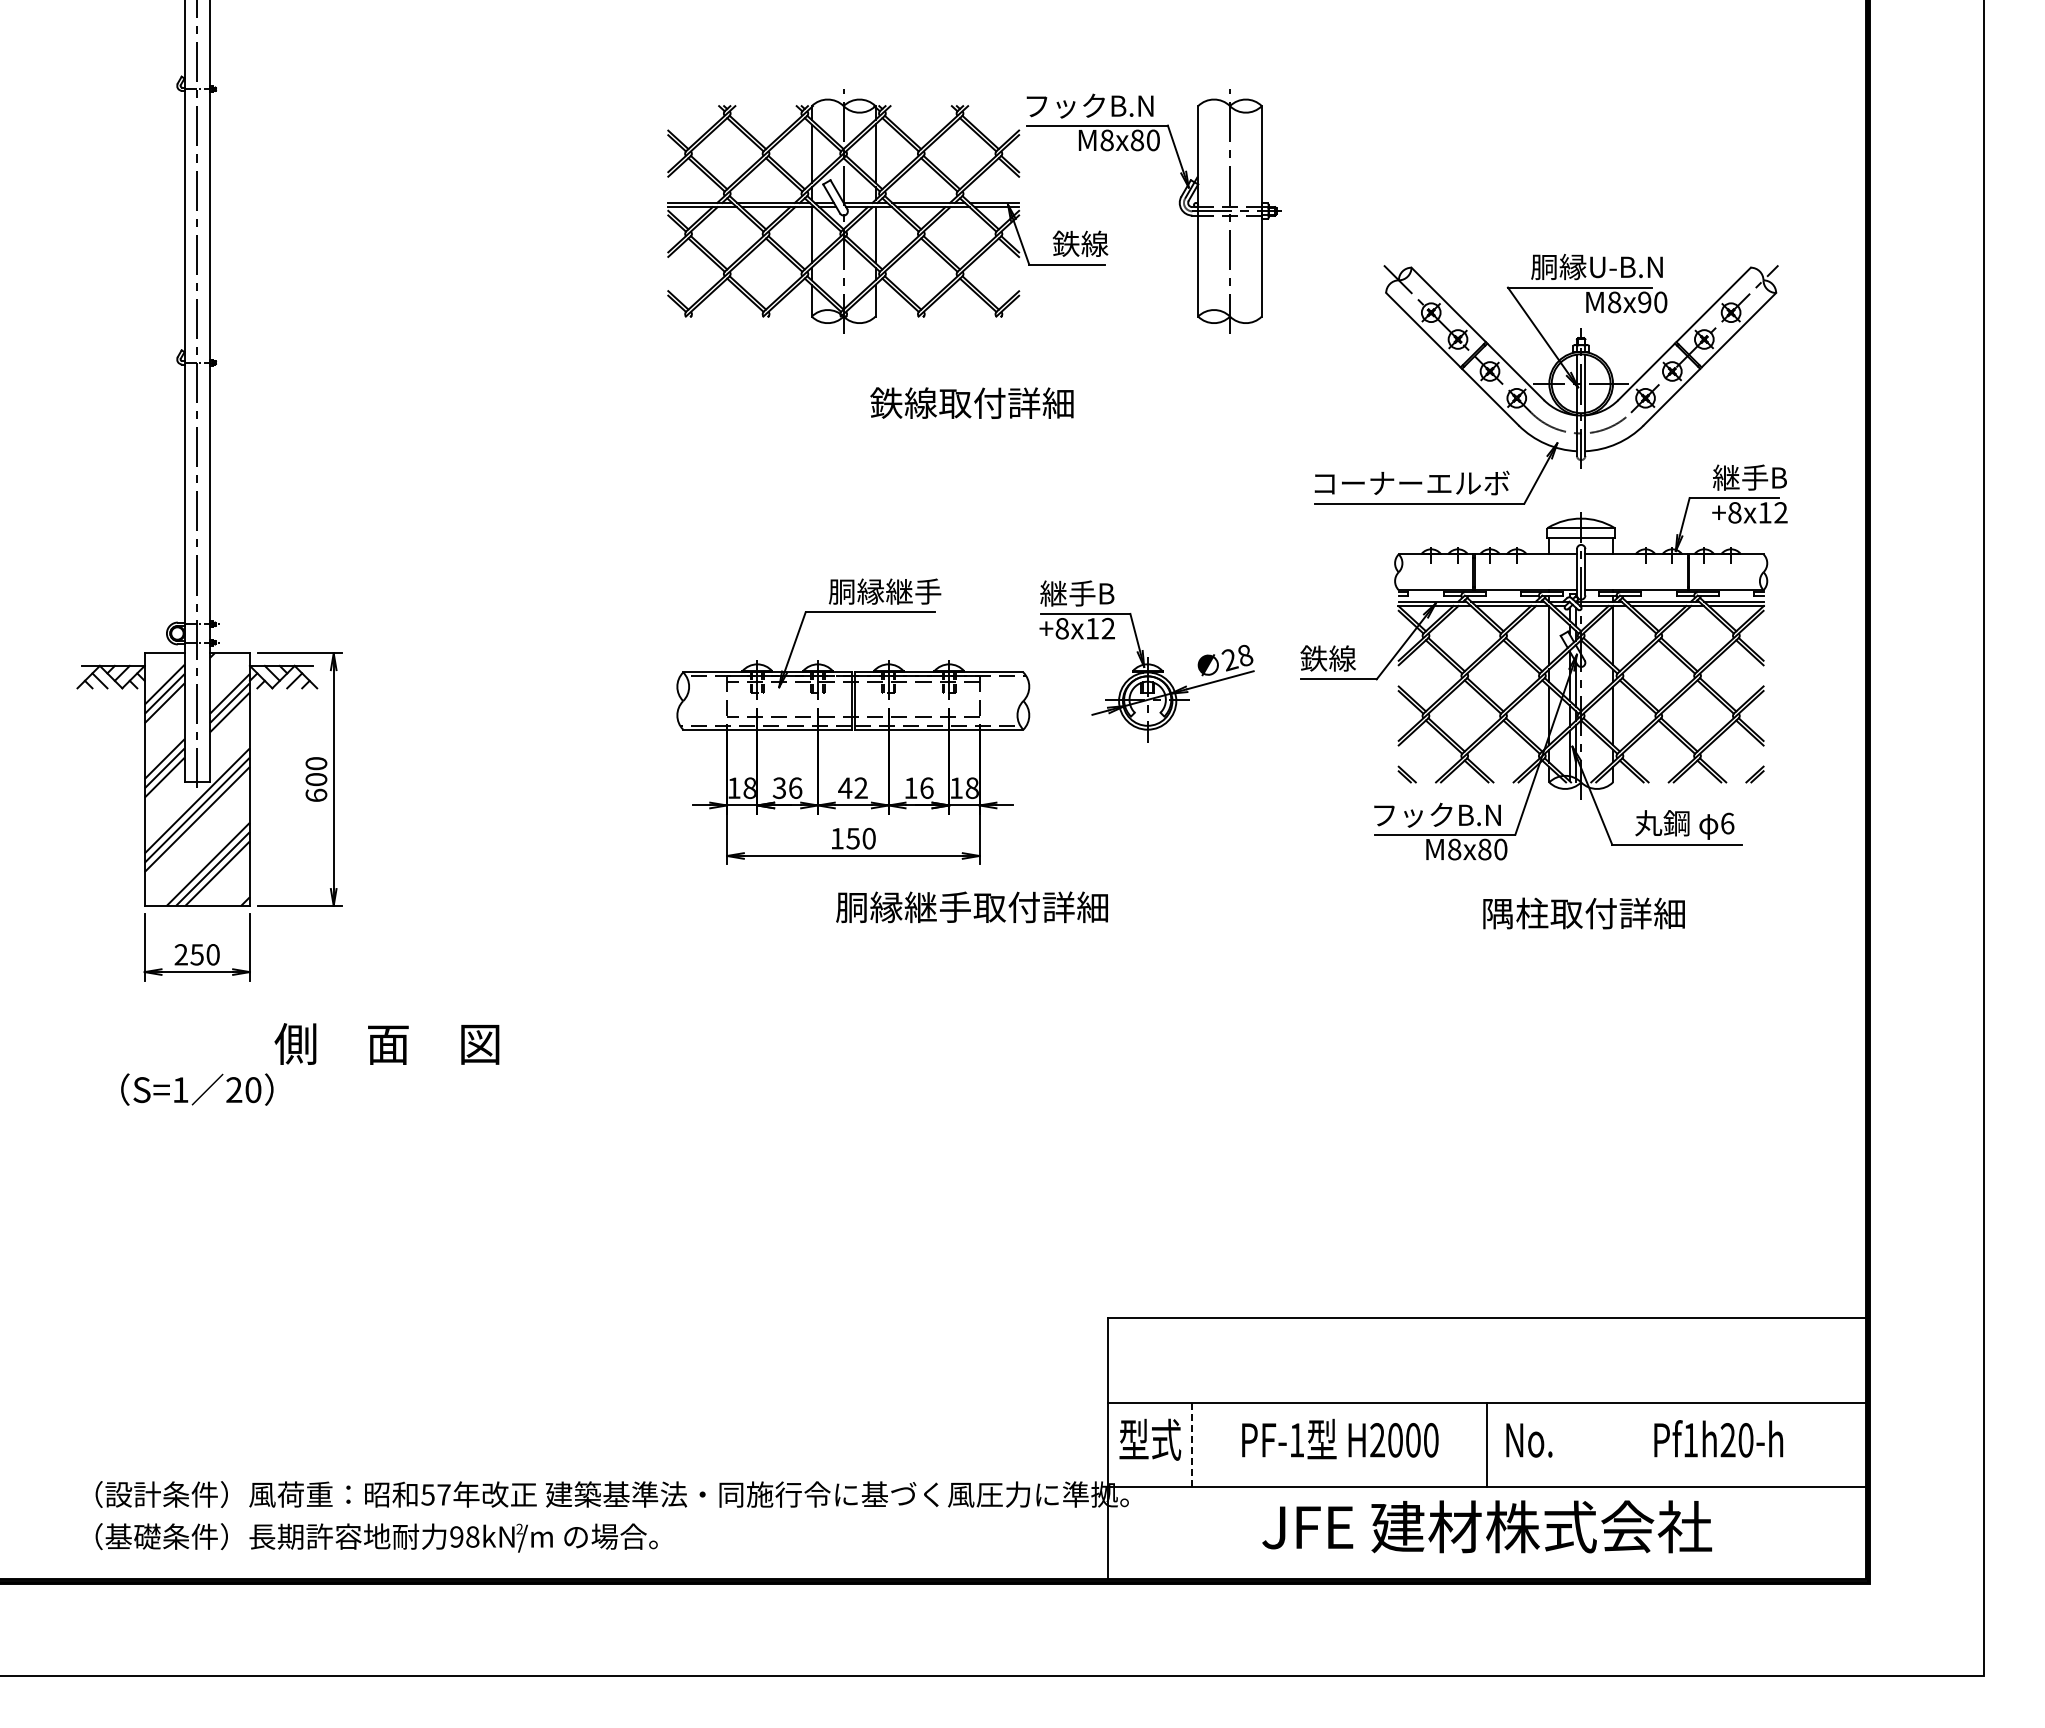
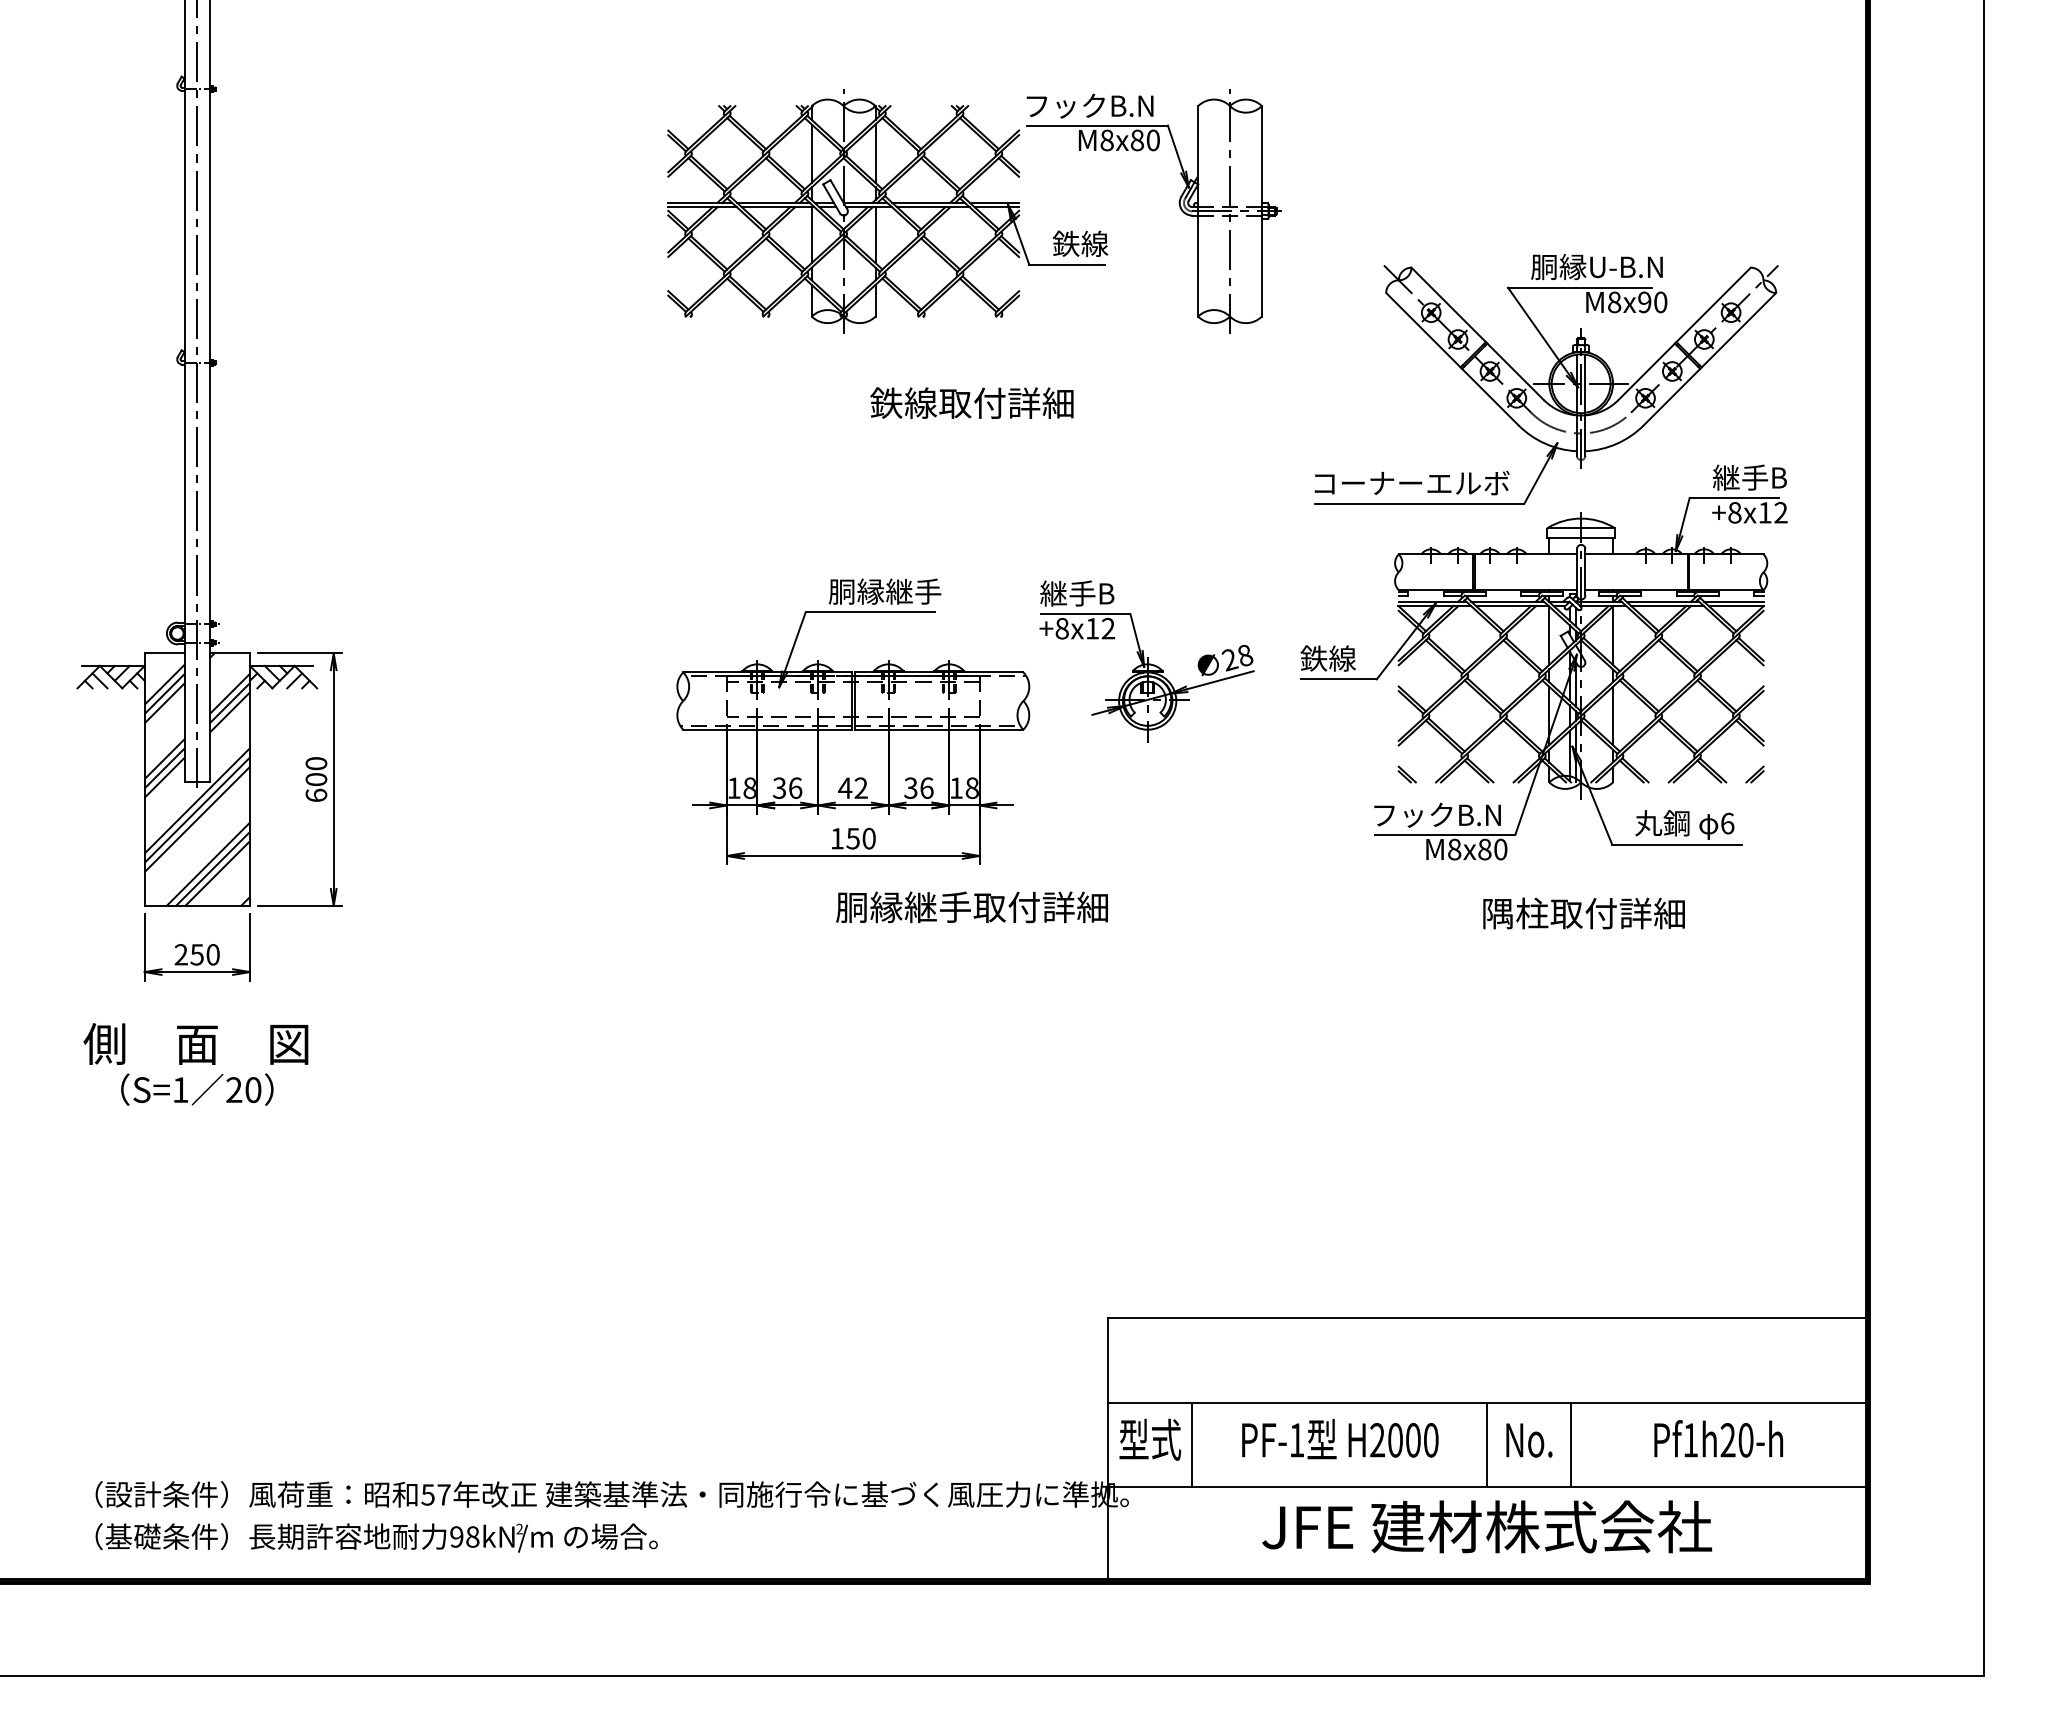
text: 16 -> 36 (910, 788)
text position: (386, 1043) -> (195, 1043) (195, 1043)
line: none -> present (1571, 1444)
line: dashed -> solid (1192, 1445)
